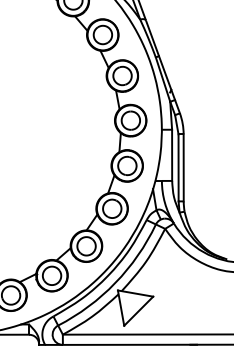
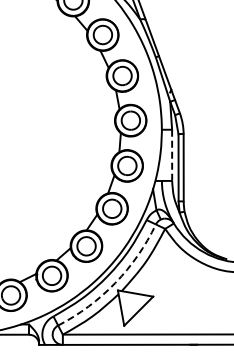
line: solid -> dashed (172, 155)
arc: solid -> dashed (115, 283)
